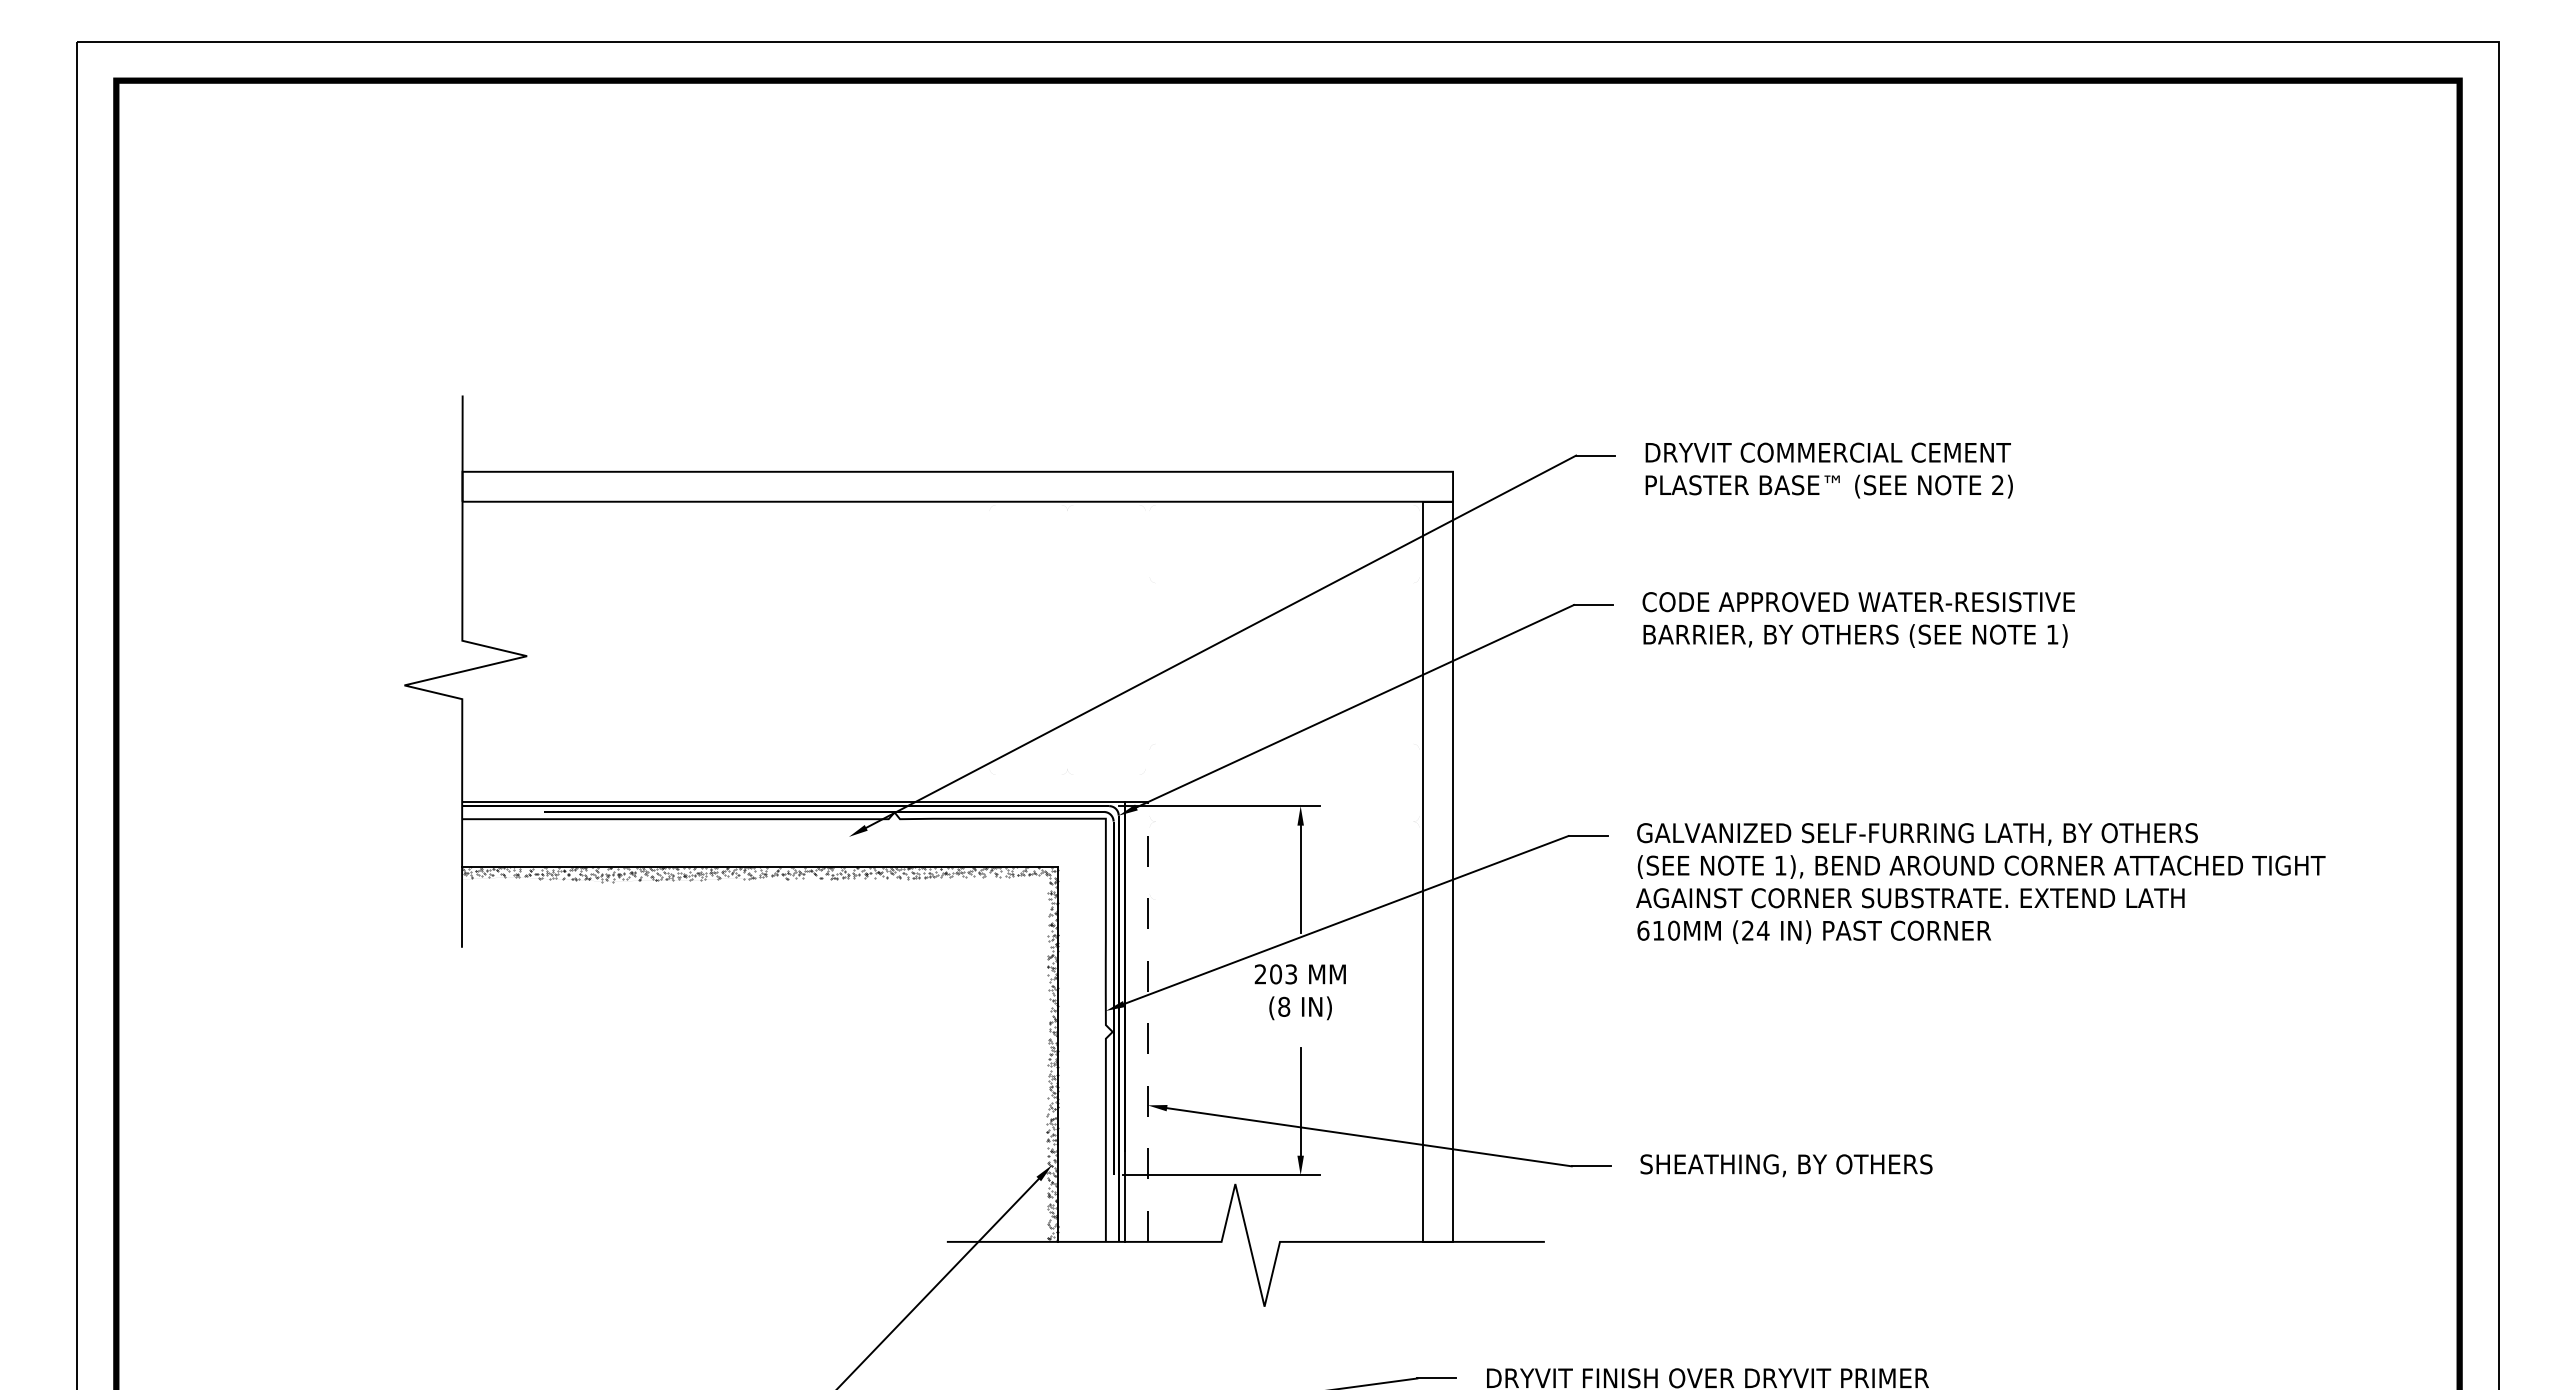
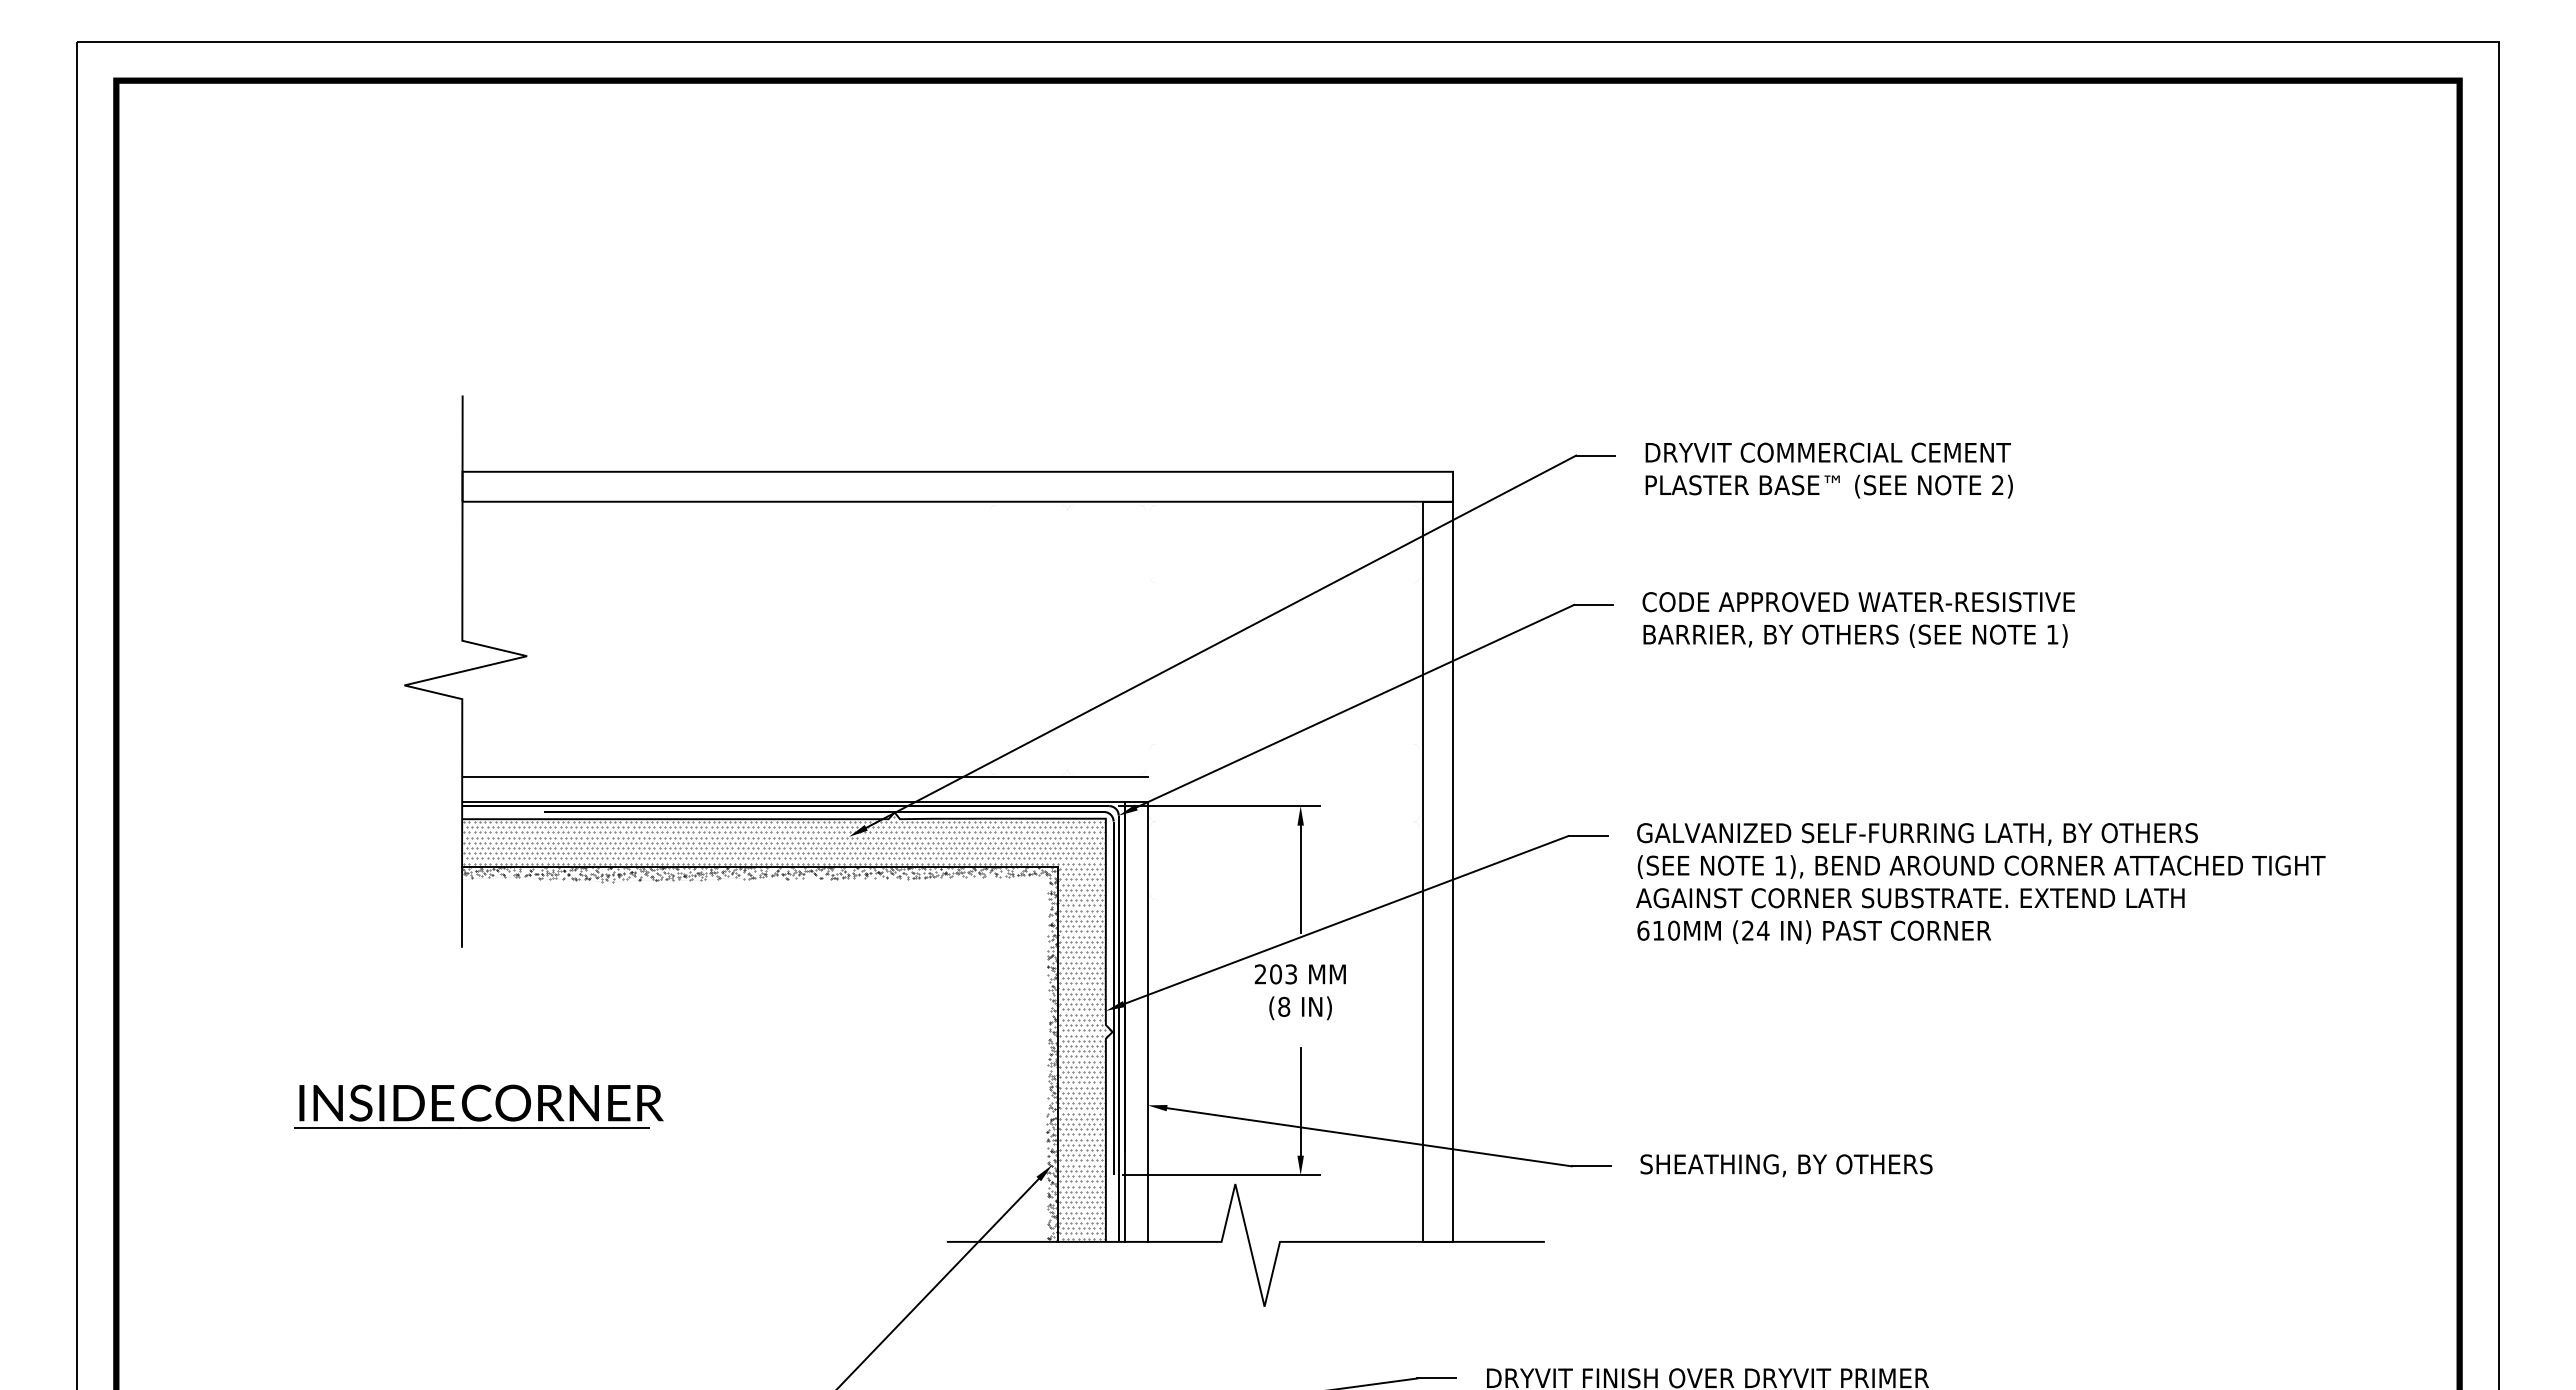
line: none -> present (804, 777)
line: dashed -> solid (1147, 1021)
hatch: none -> present (786, 1027)
part: none -> present (475, 1116)
